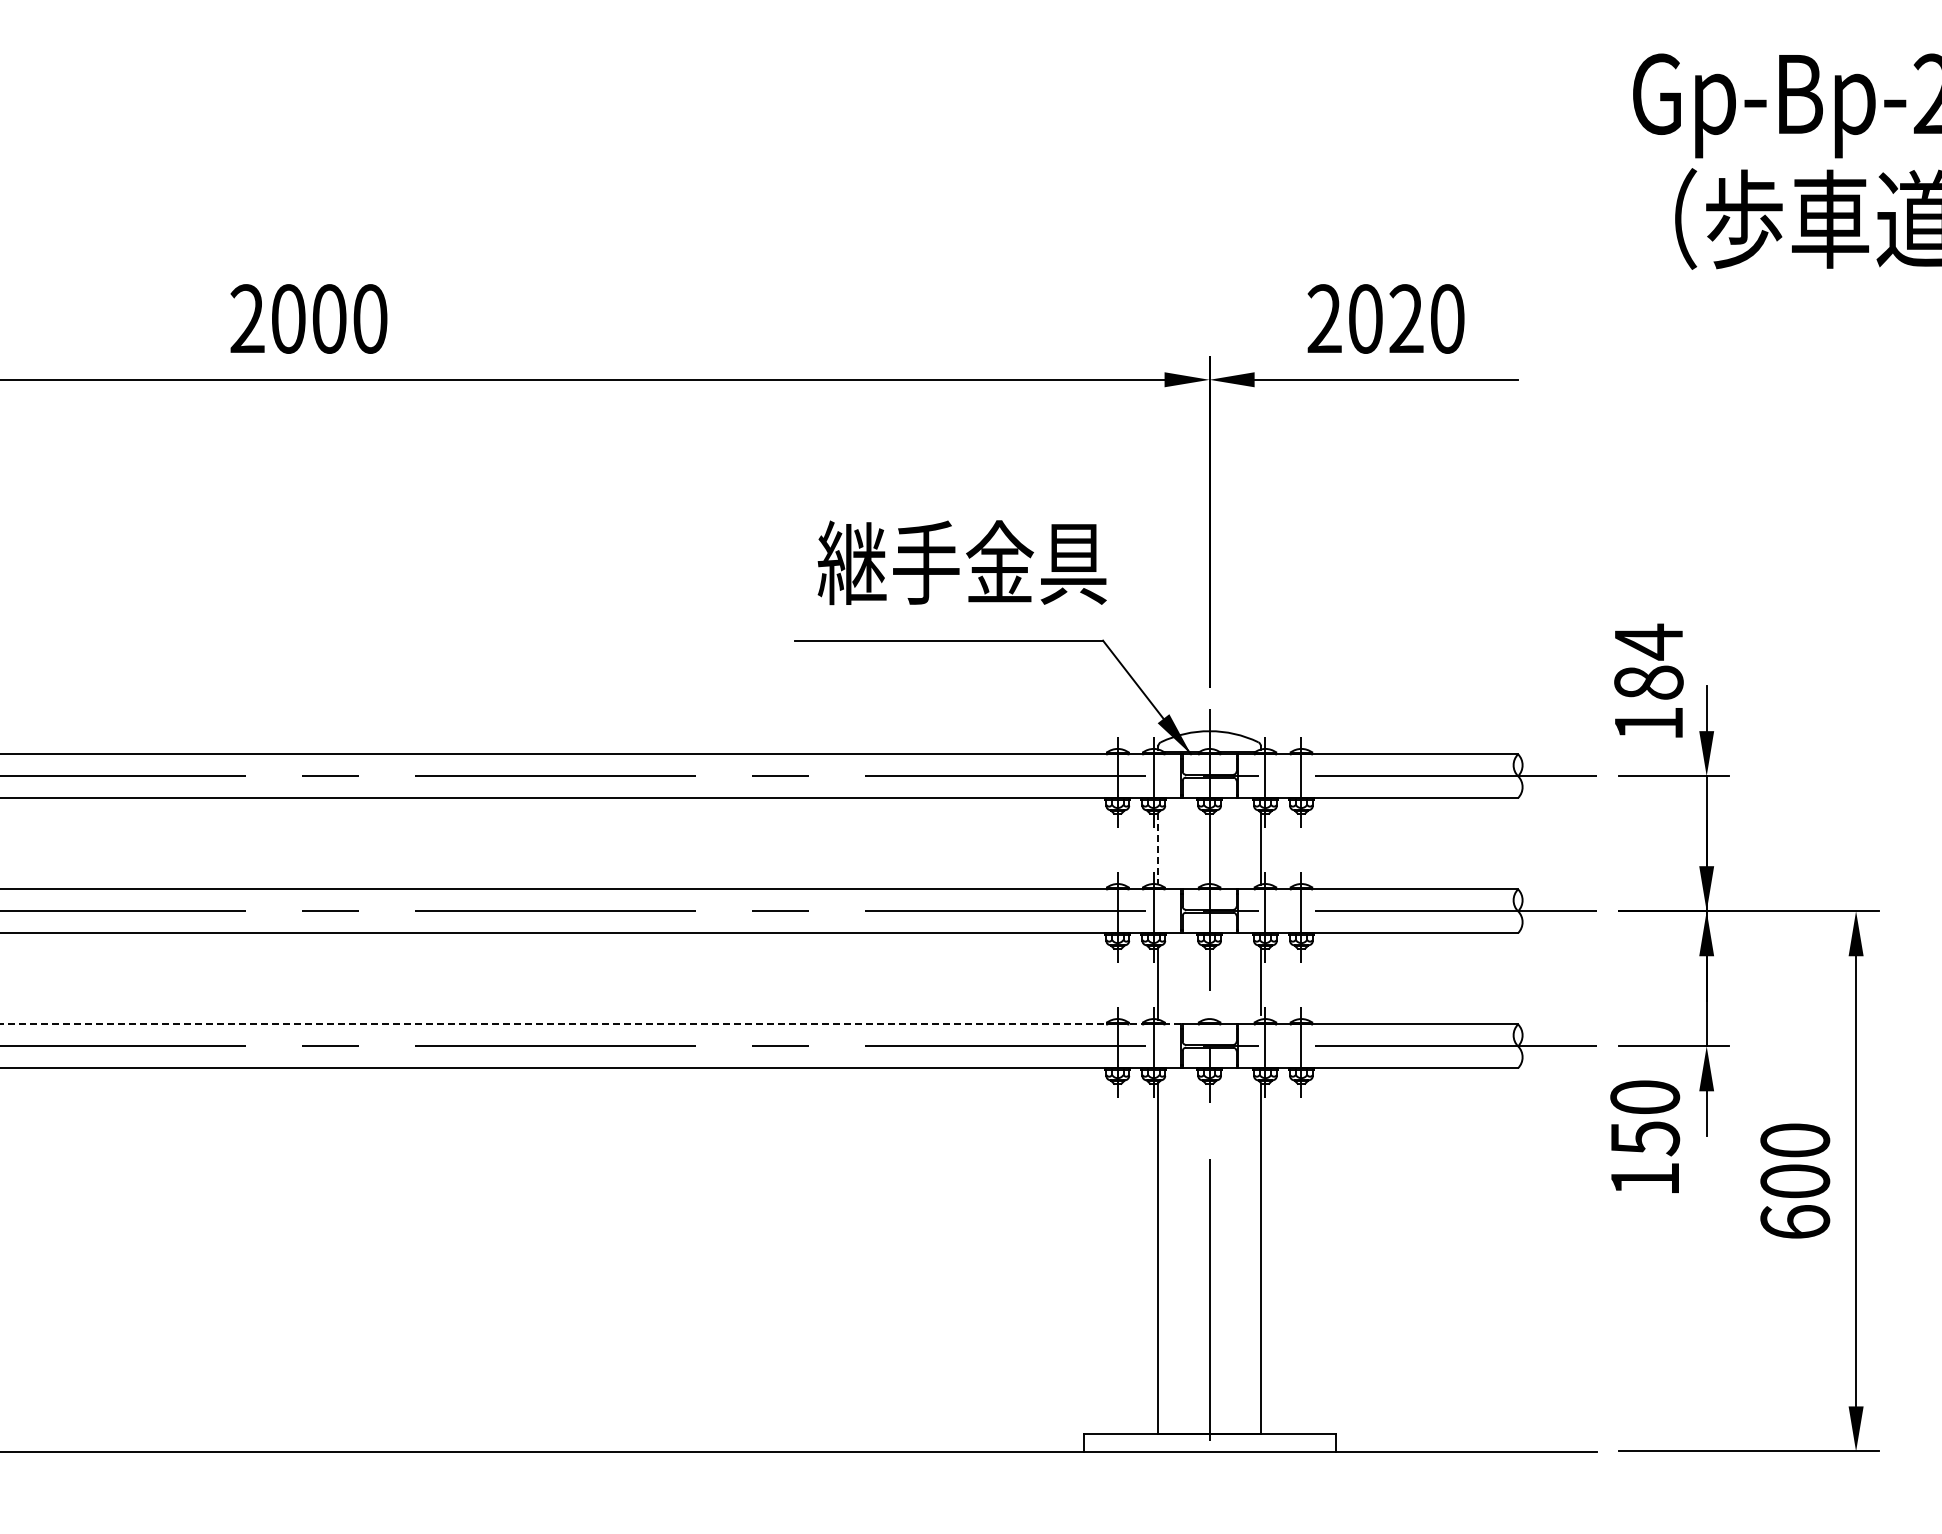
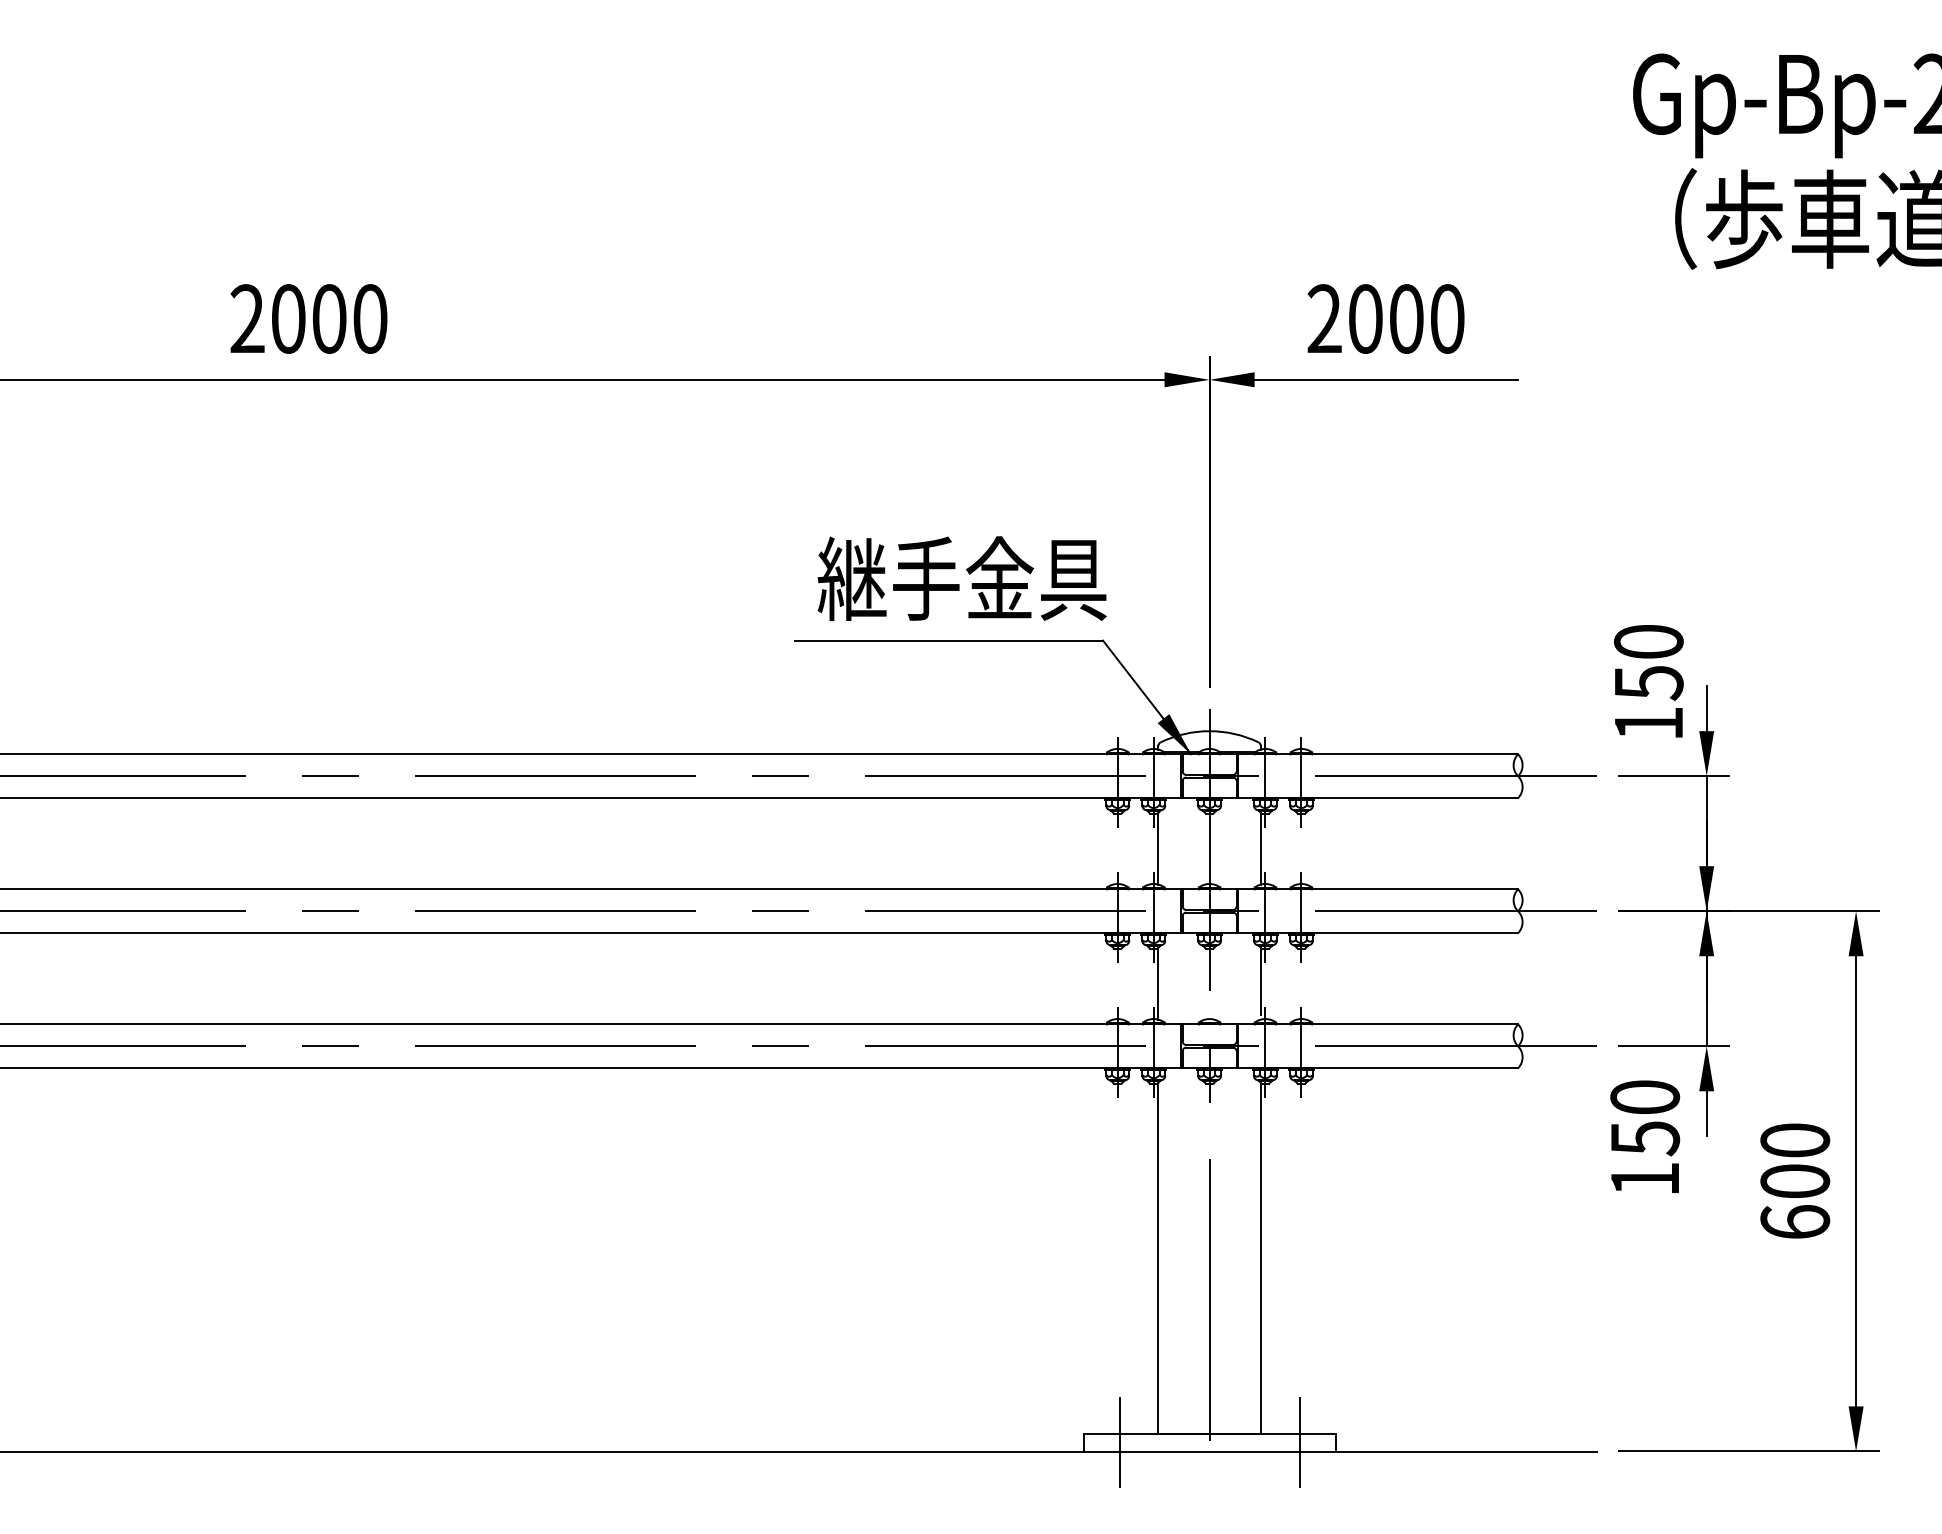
text: 2020 -> 2000 (1406, 318)
text position: (961, 562) -> (961, 578) (961, 578)
text: 184 -> 150 (1648, 661)
line: dashed -> solid (1158, 848)
line: dashed -> solid (589, 1024)
line: none -> present (1119, 1442)
line: none -> present (1299, 1442)
